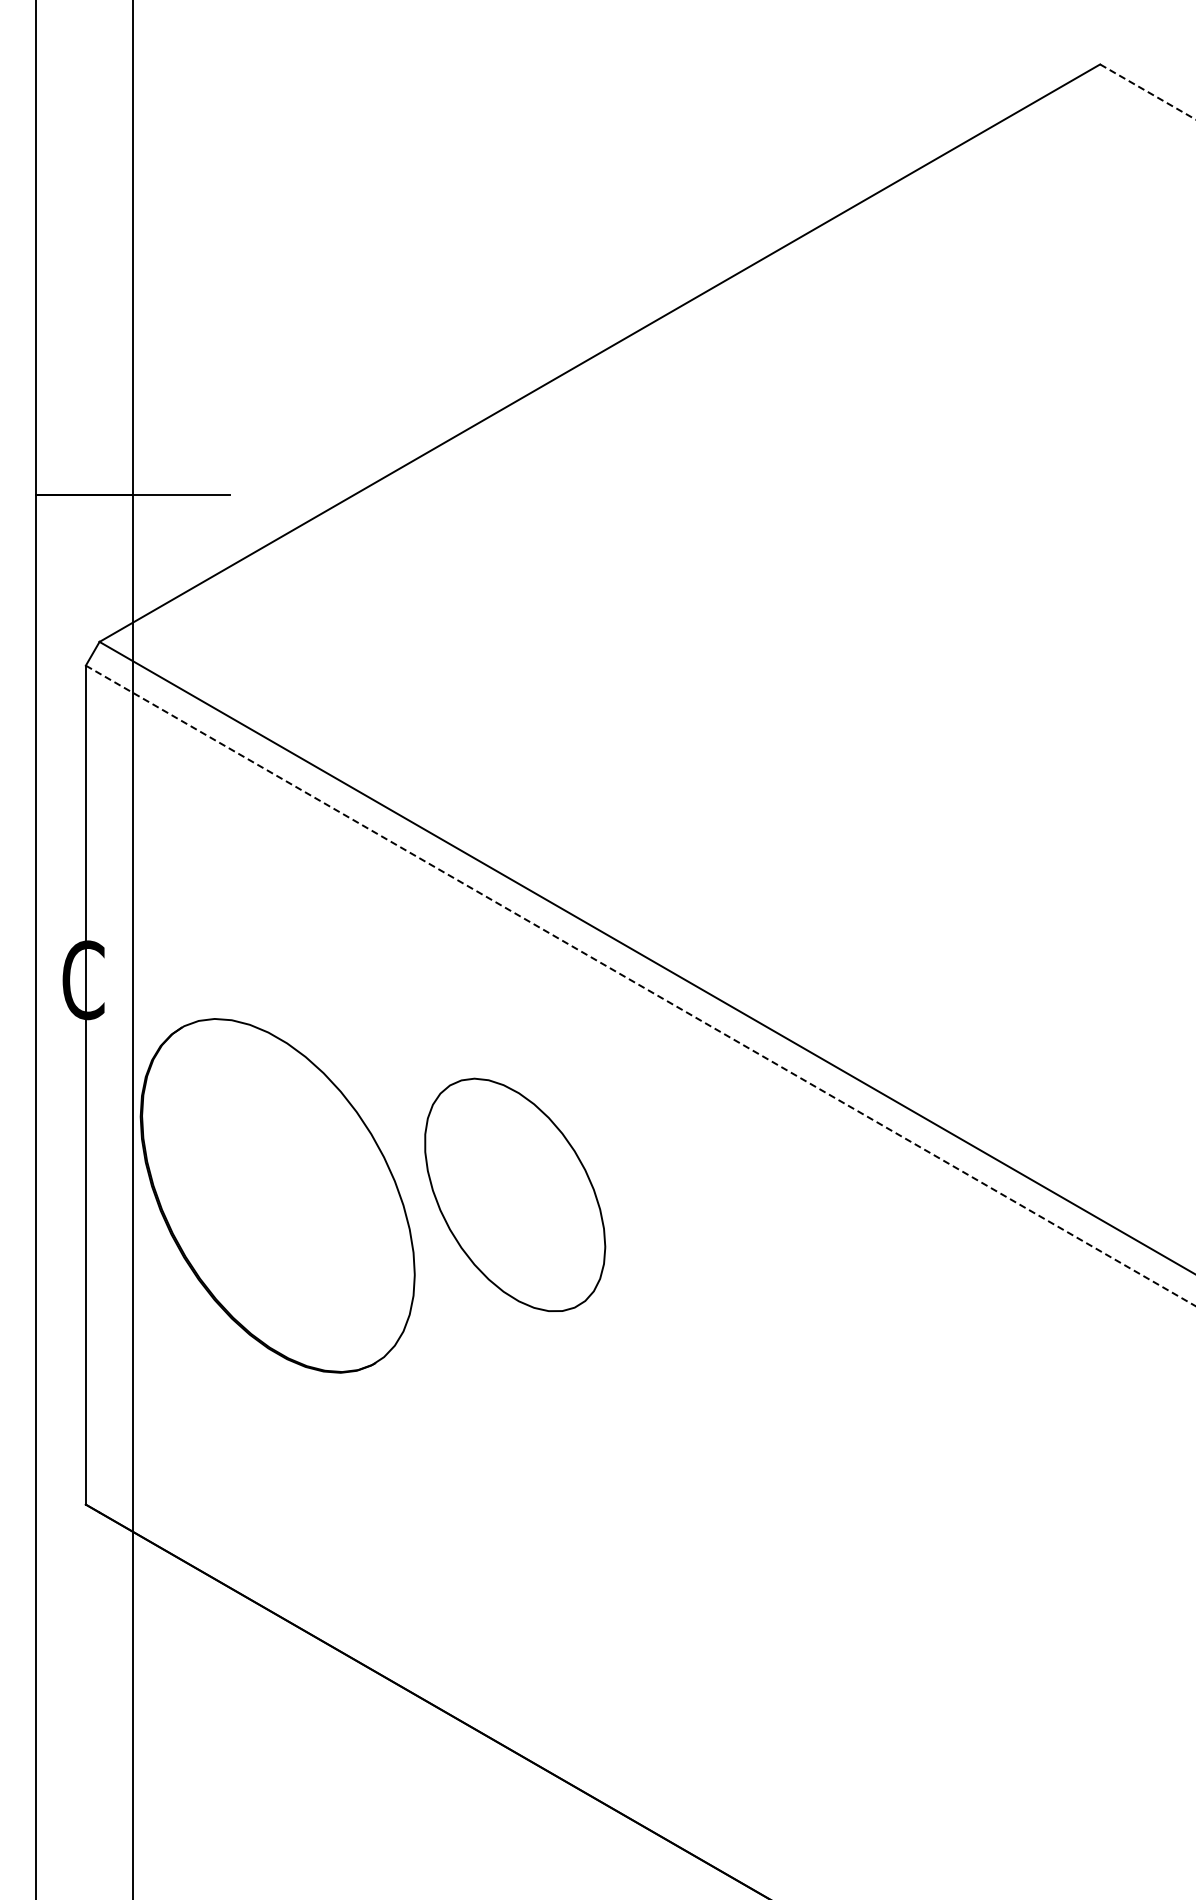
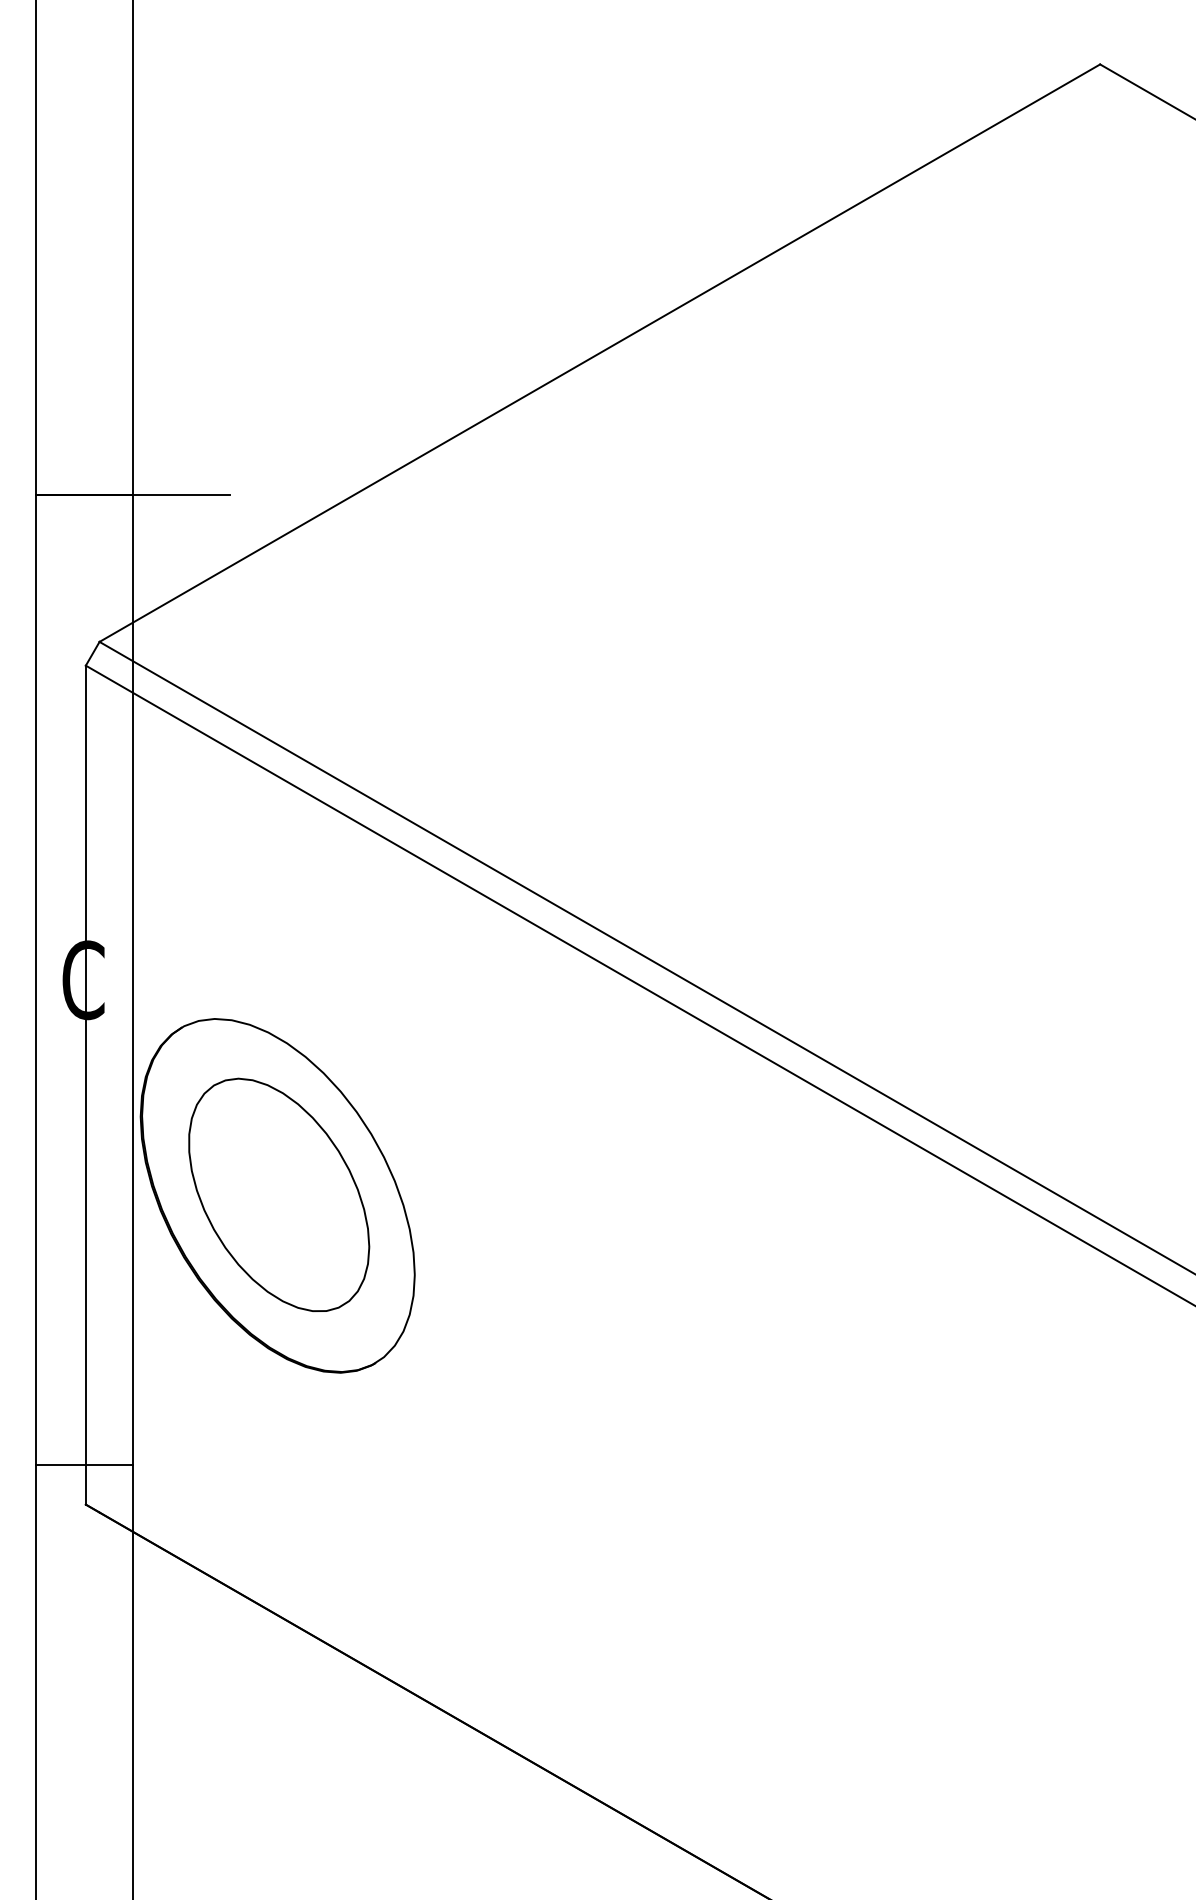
line: dashed -> solid (1147, 91)
line: dashed -> solid (640, 986)
part position: (515, 1194) -> (279, 1194) (279, 1194)
line: none -> present (83, 1464)
